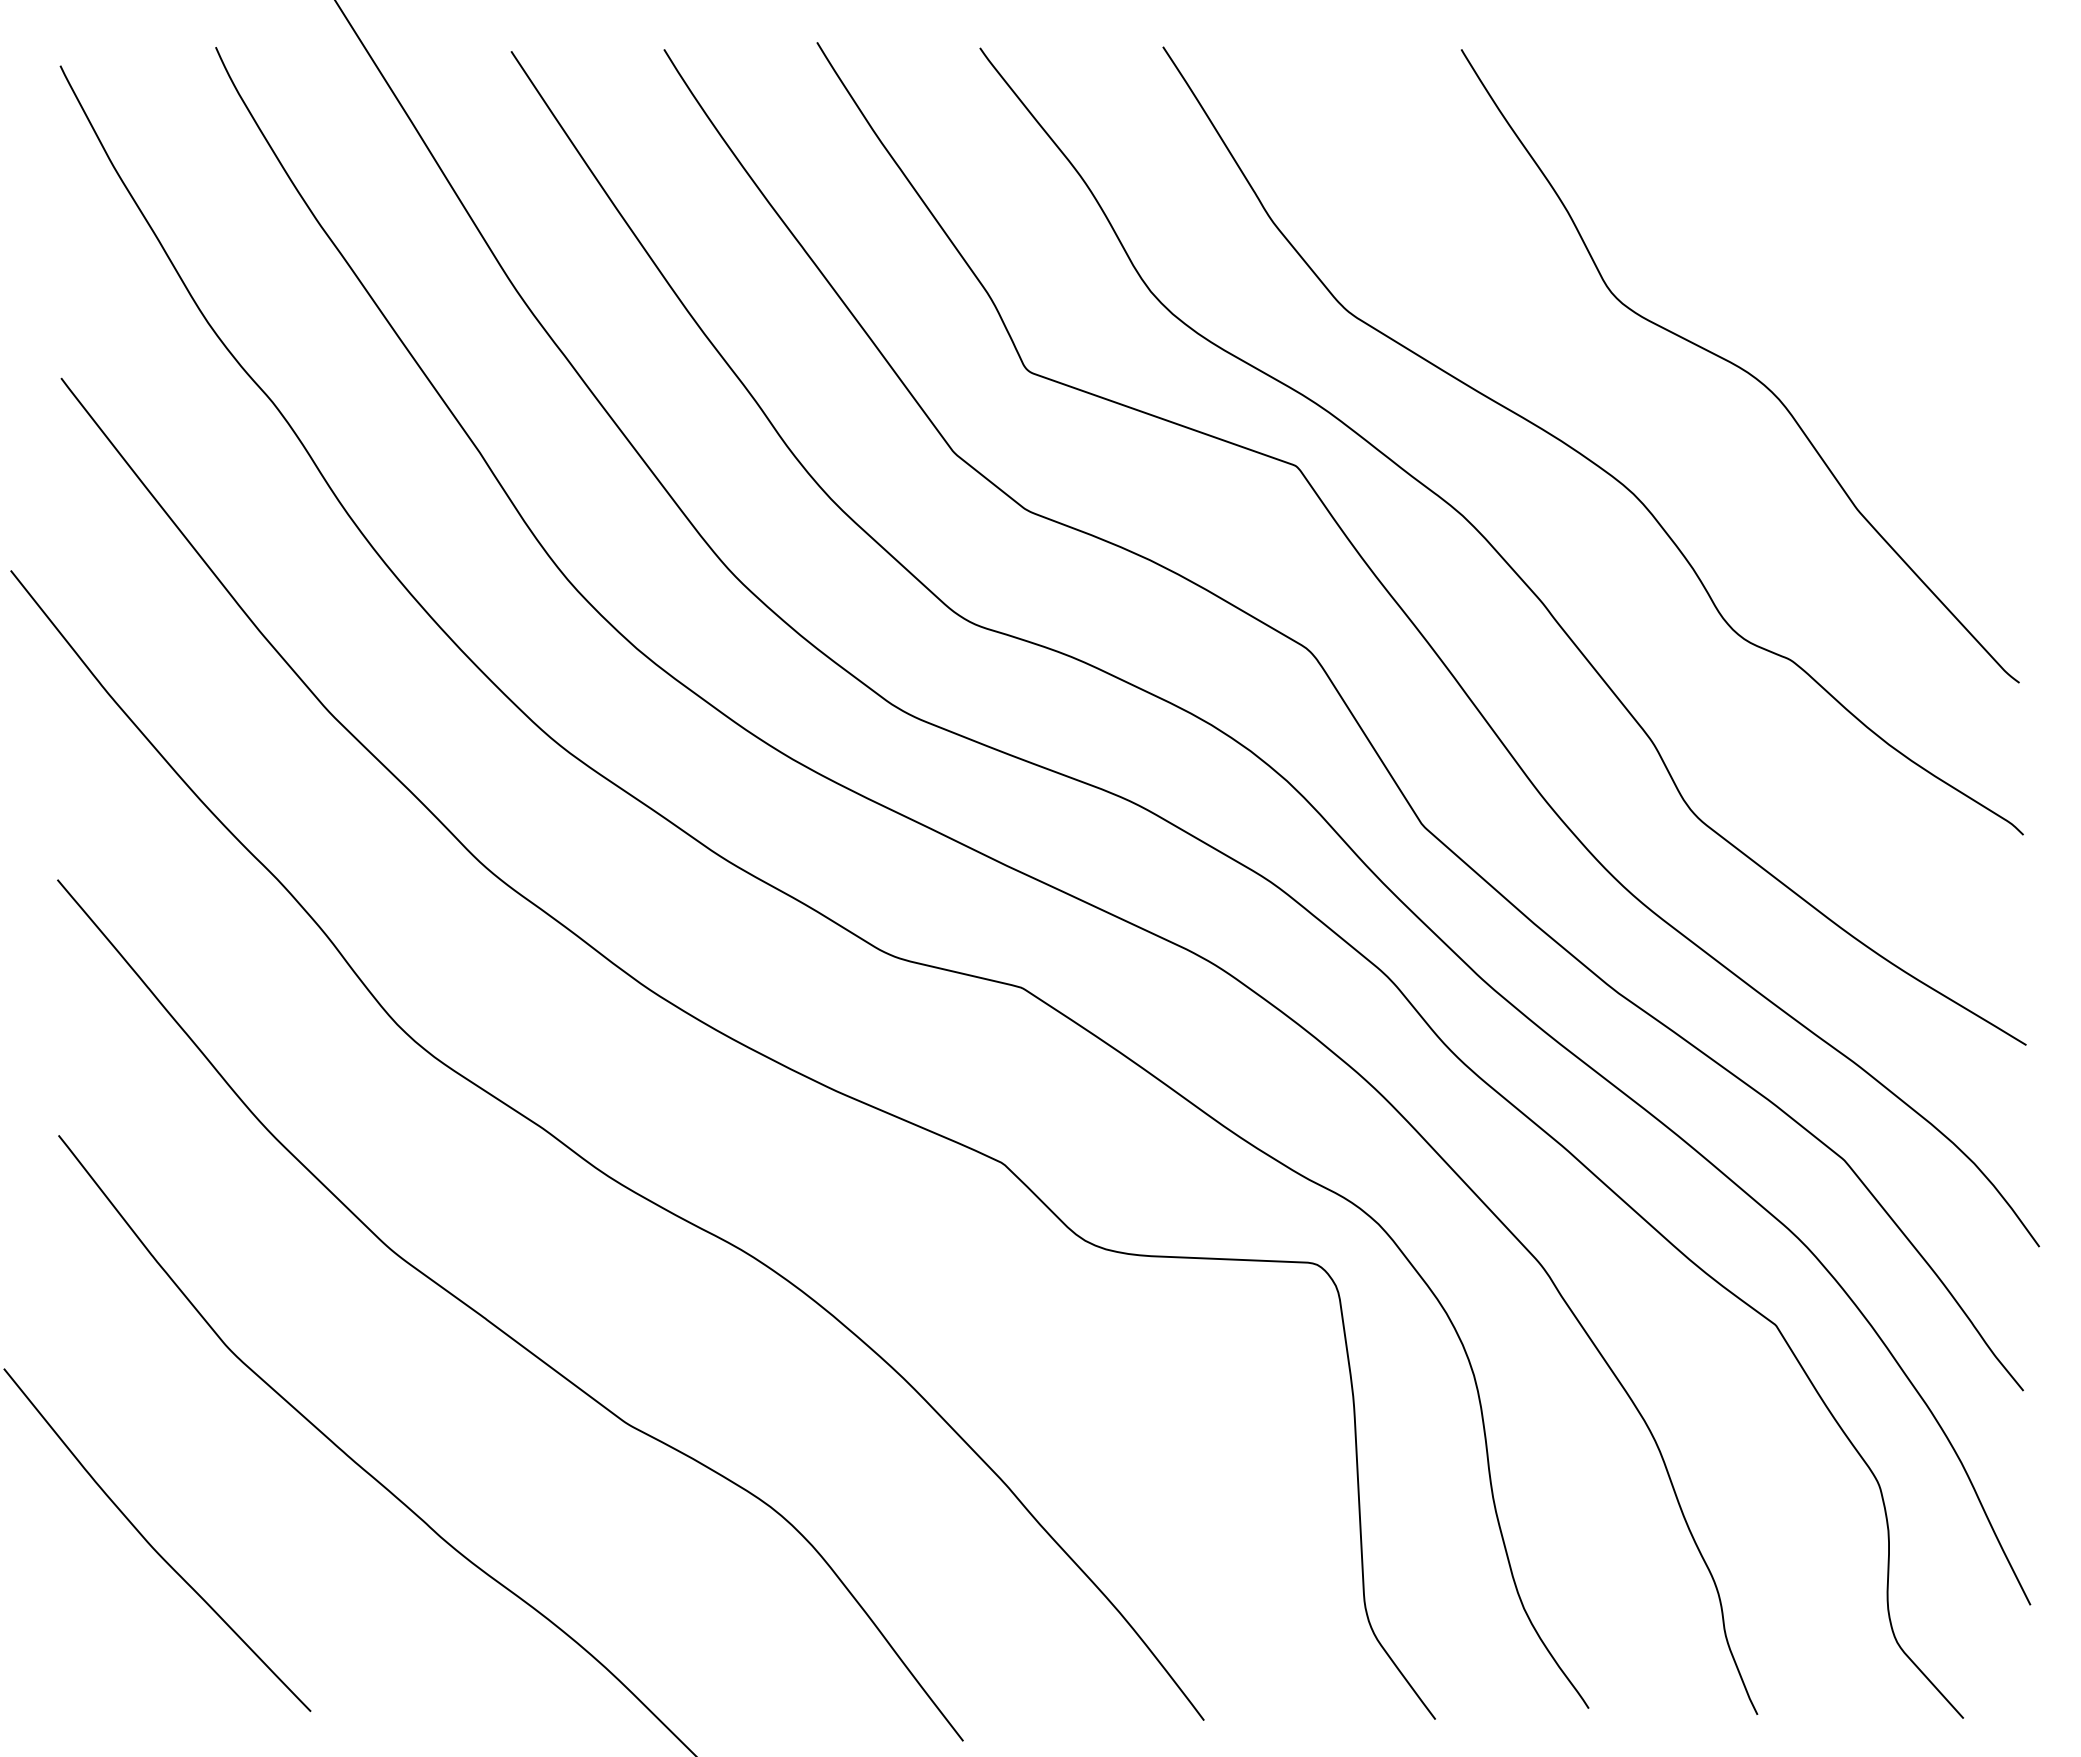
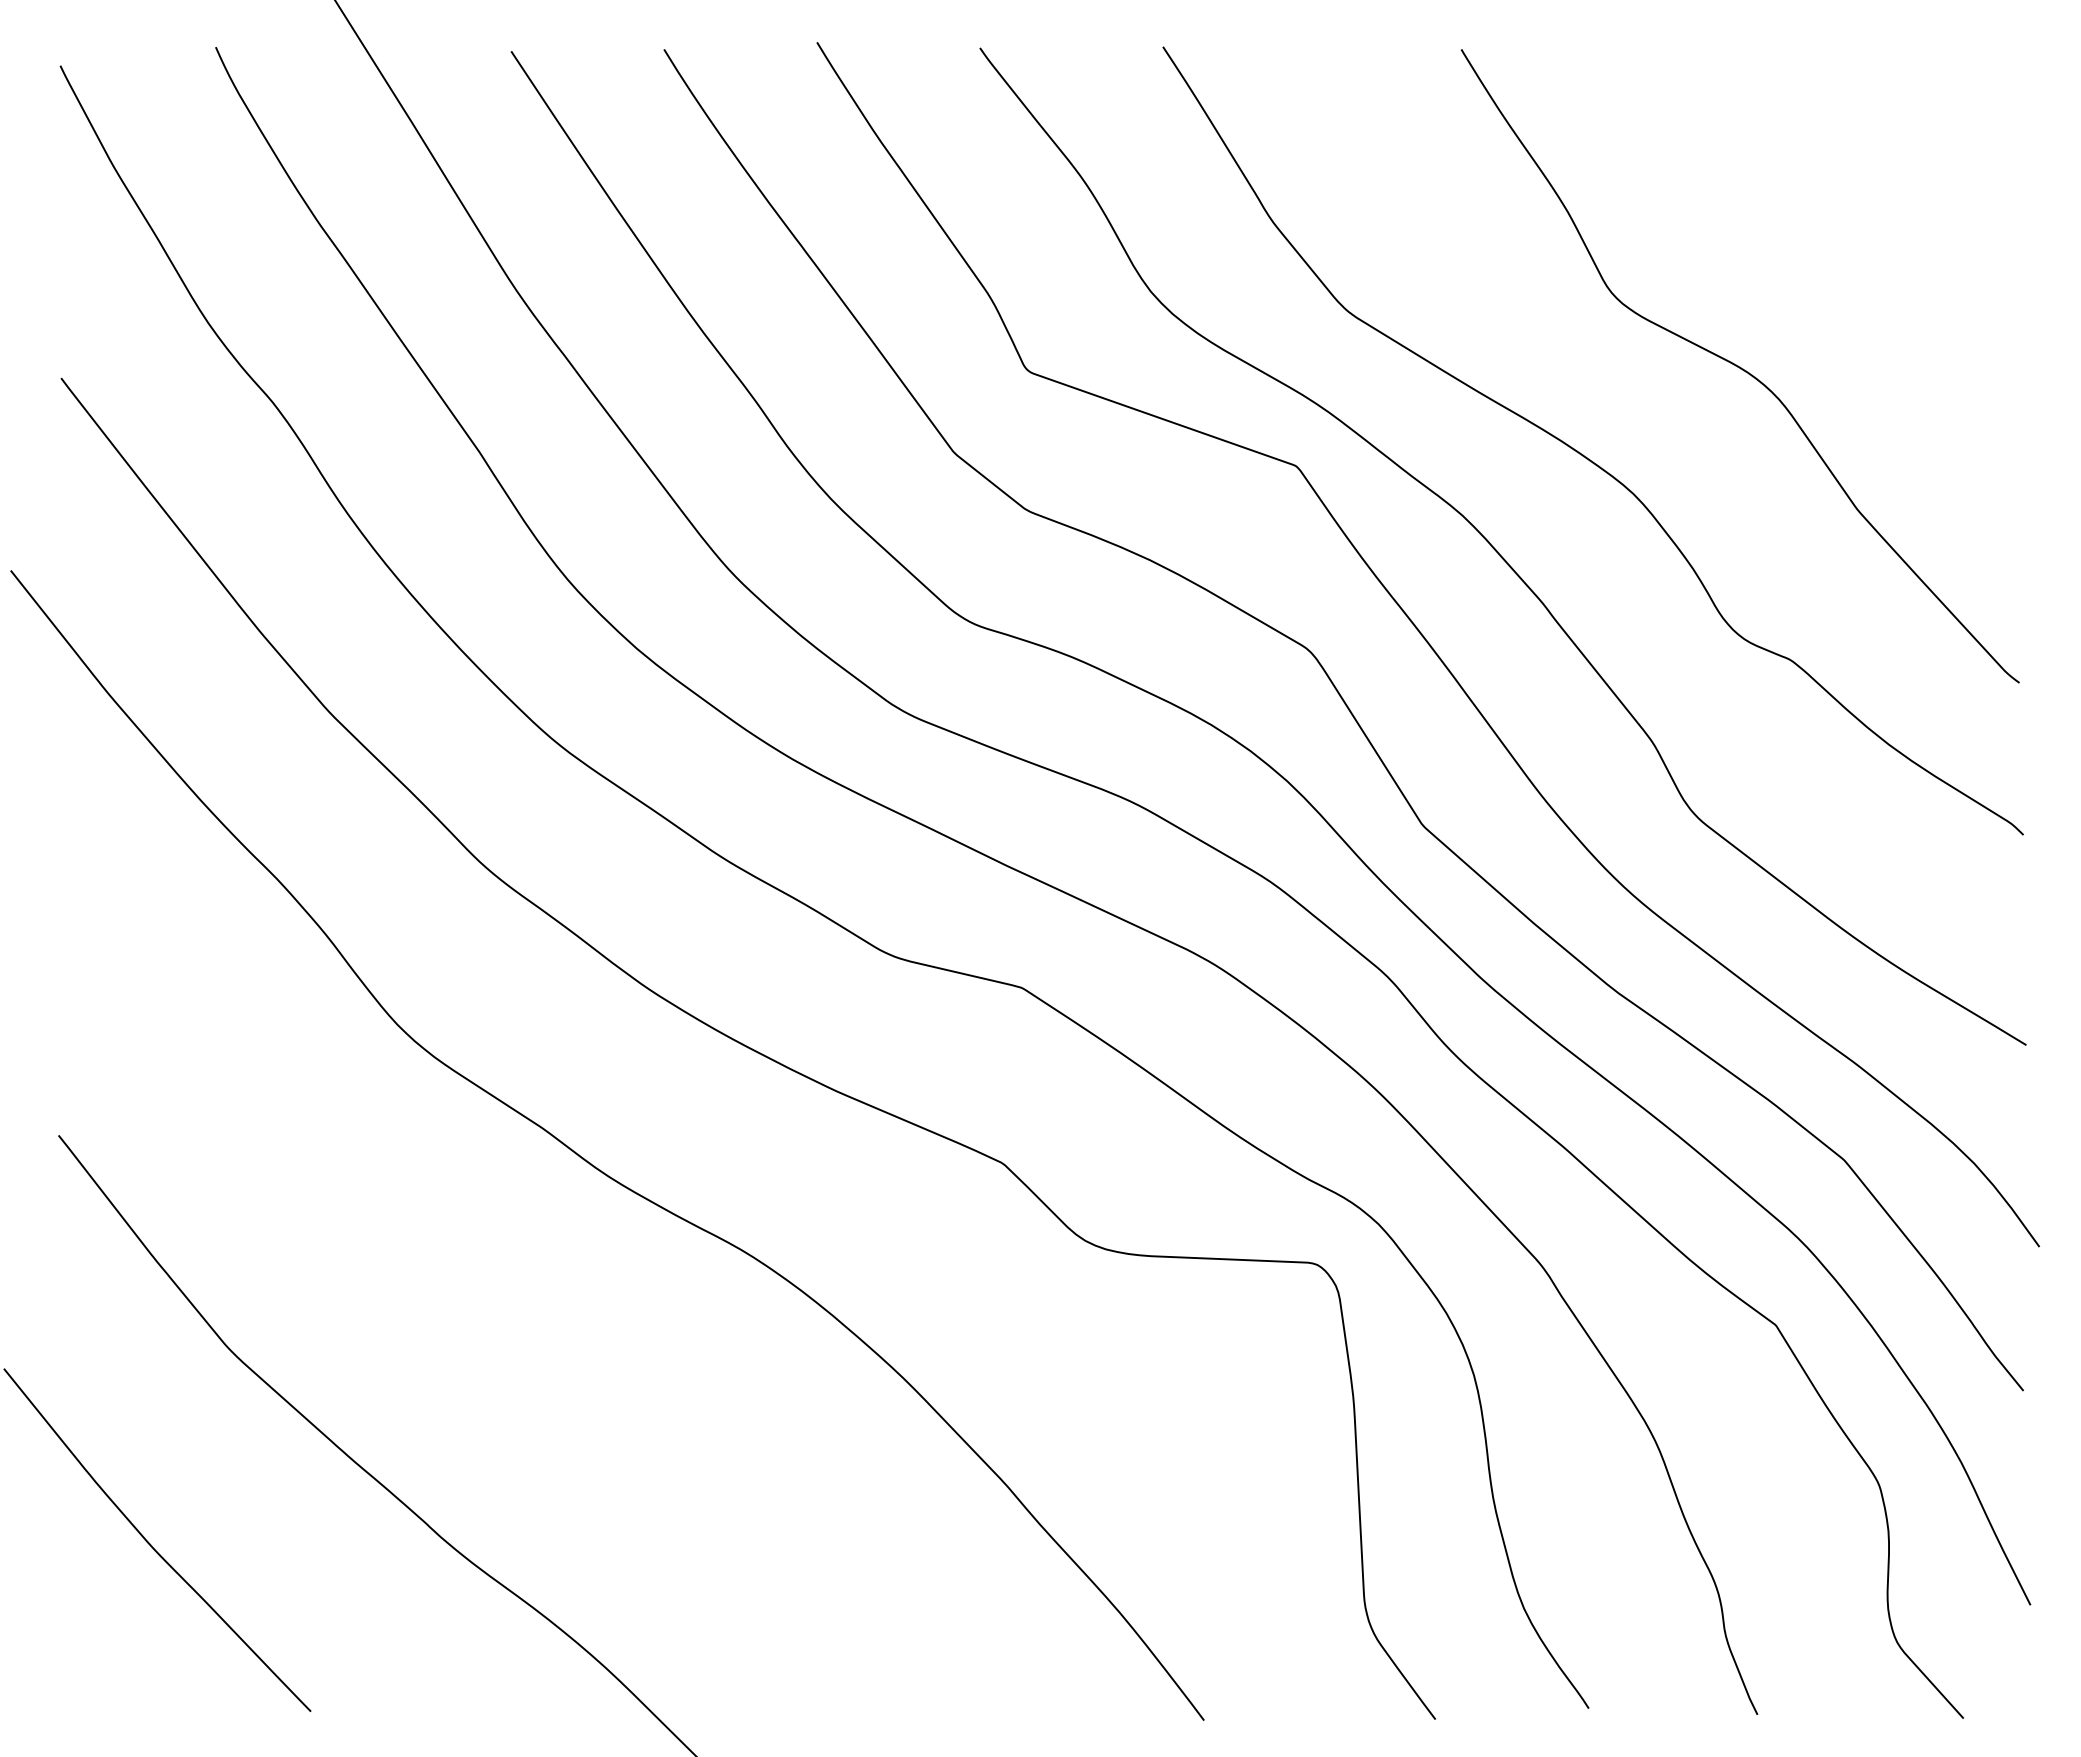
curve: present -> none (496, 1325)
